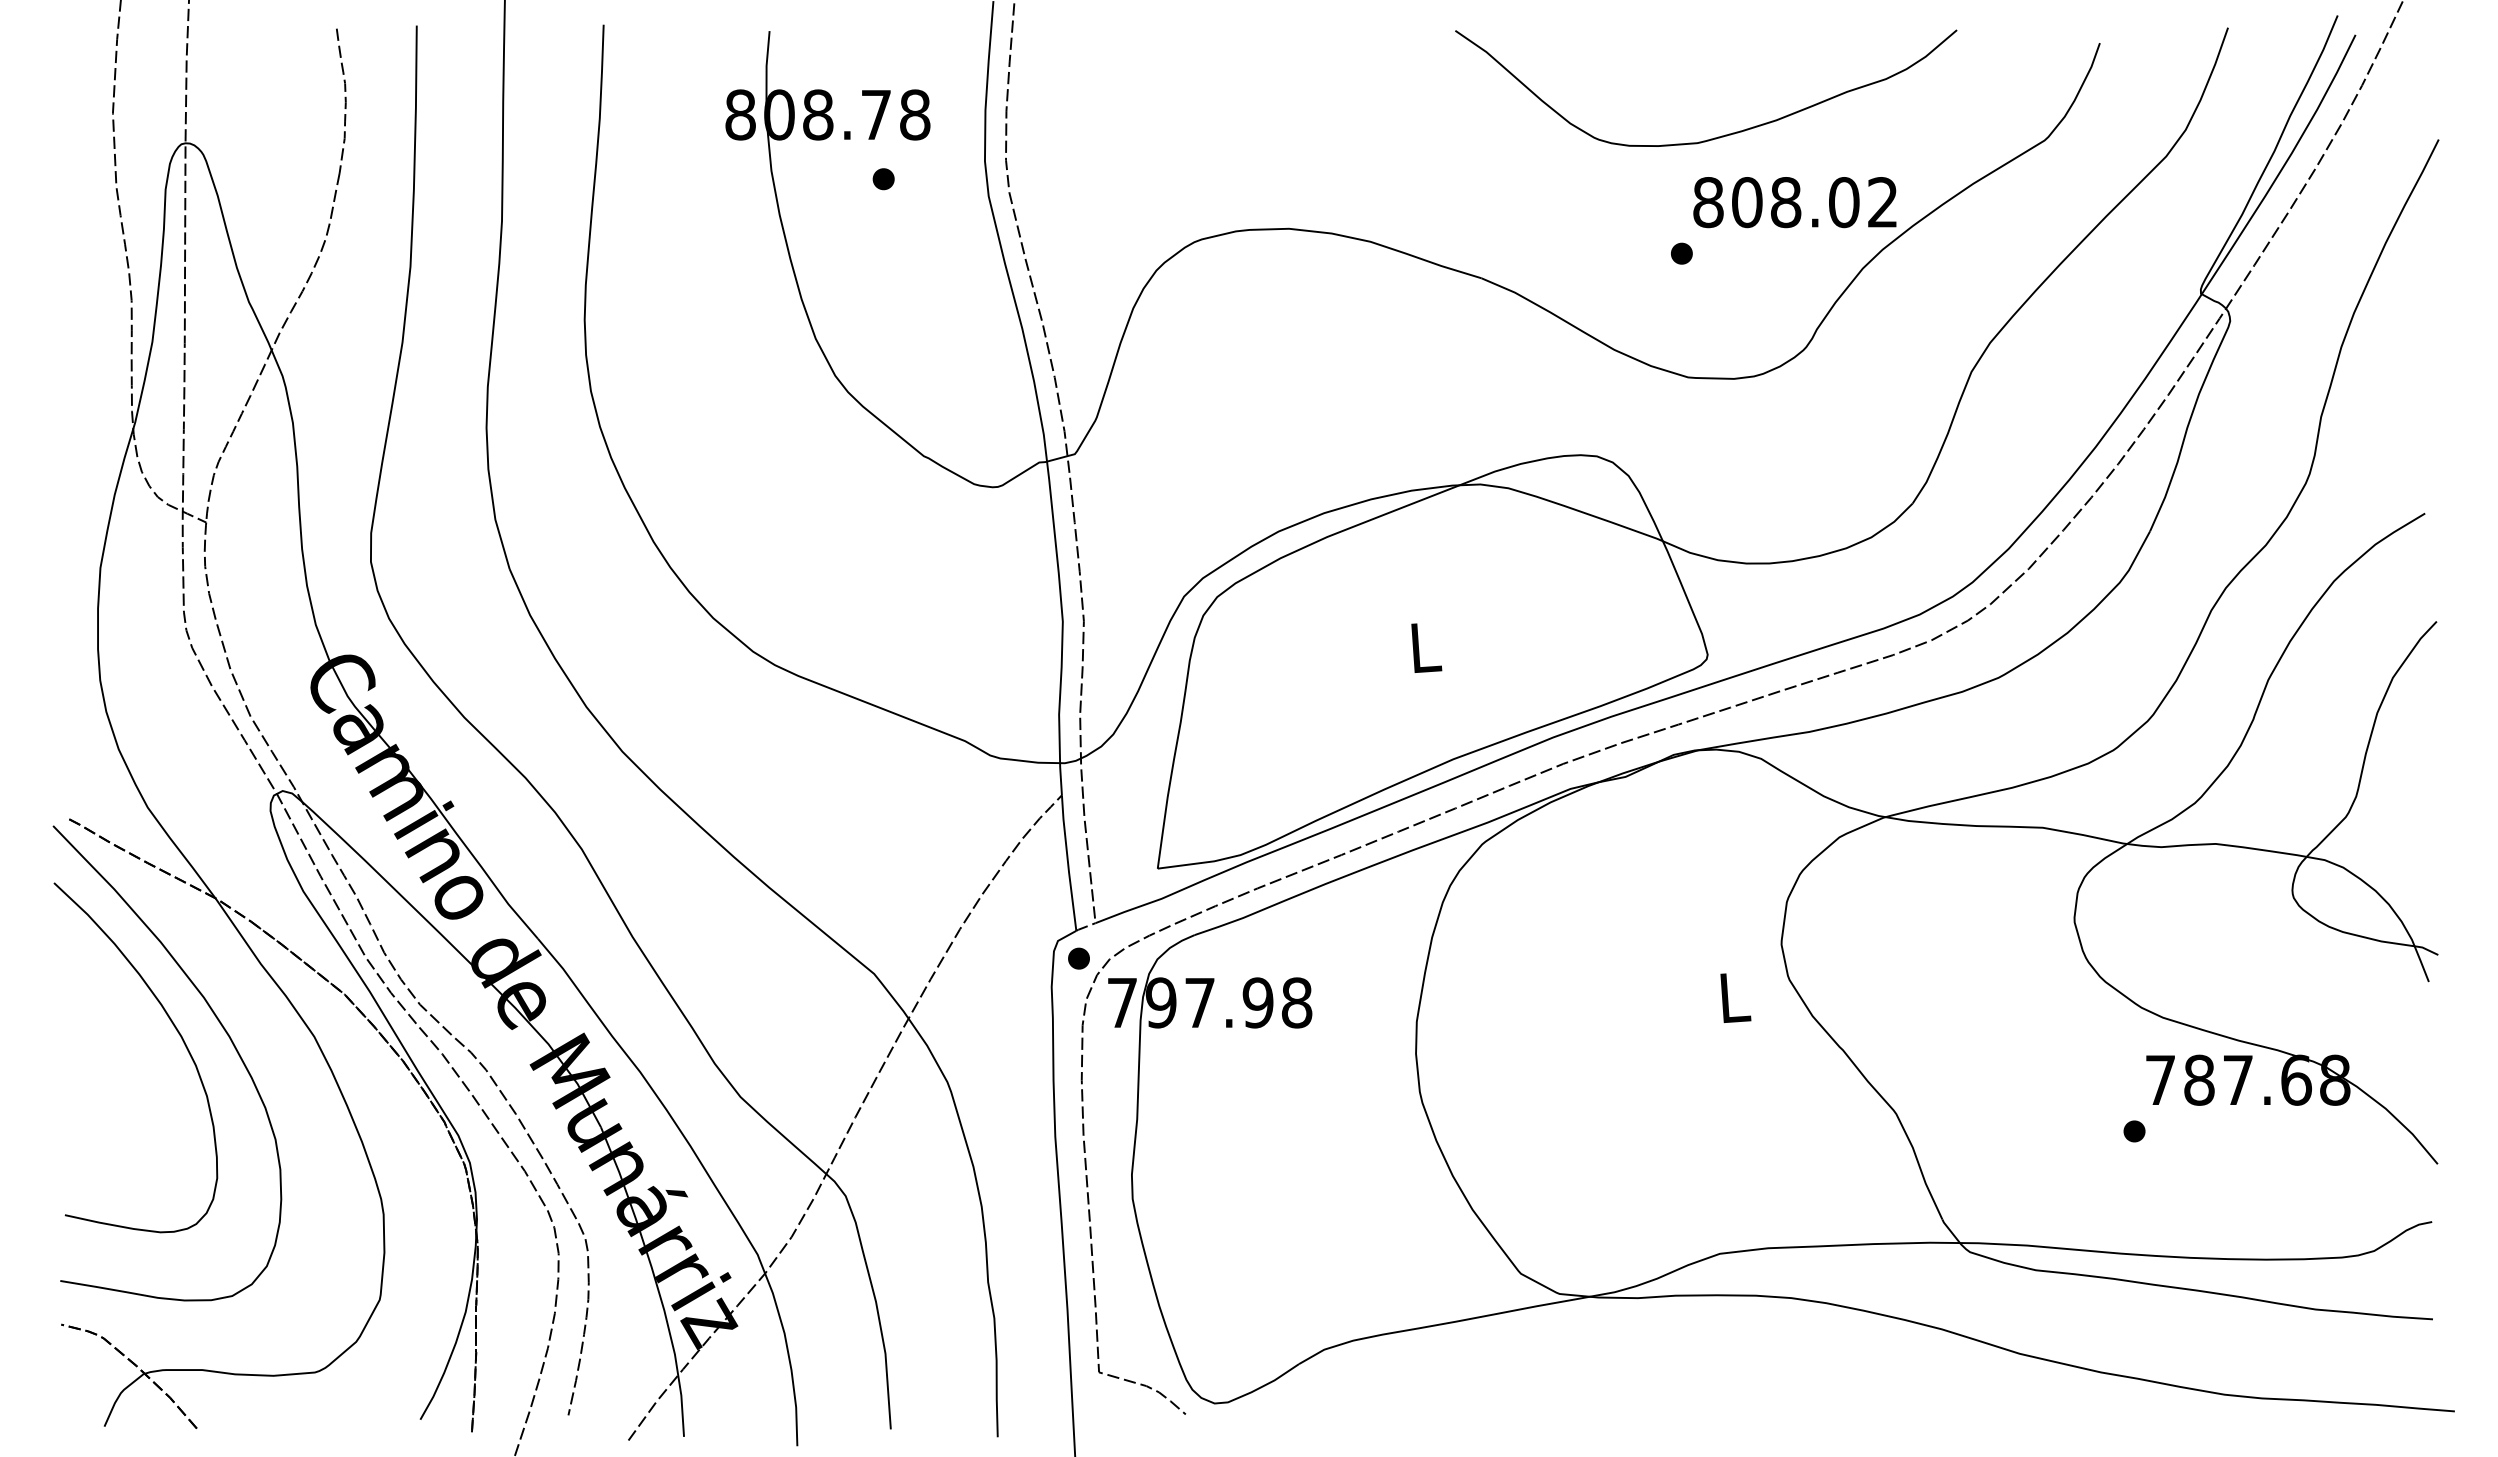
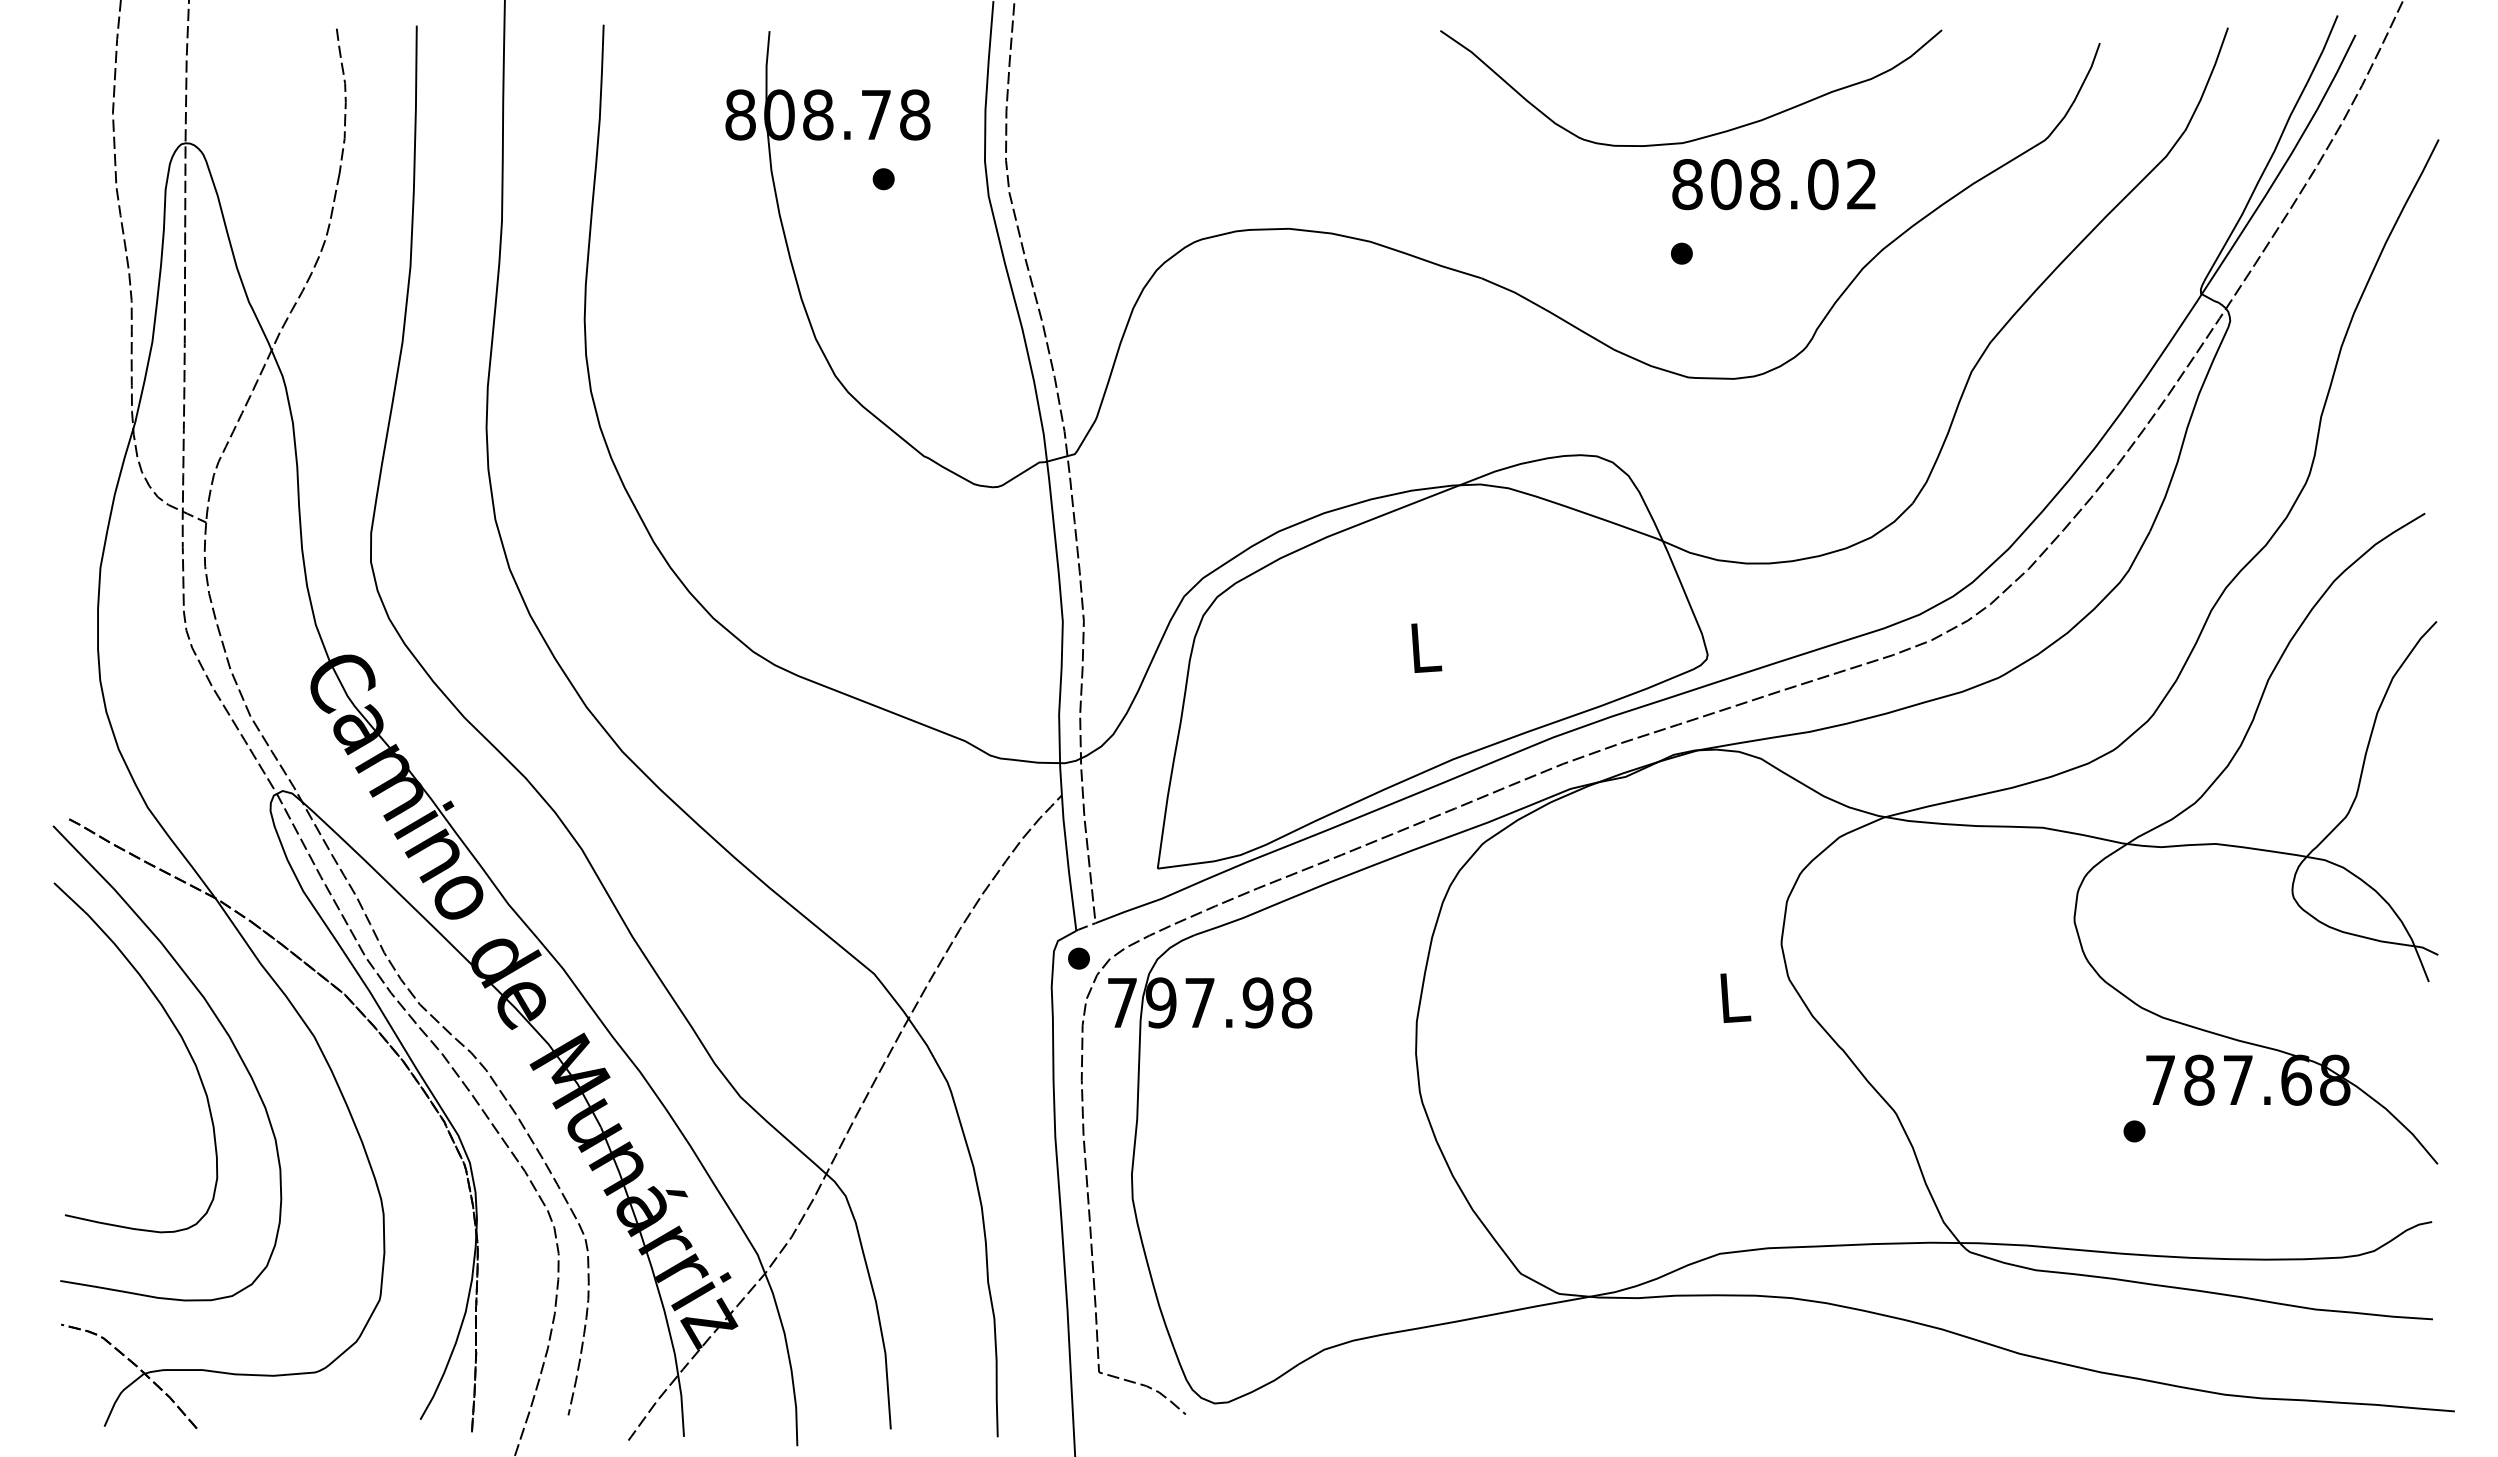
curve position: (1721, 135) -> (1706, 135) (1706, 135)
text position: (1794, 202) -> (1773, 184) (1773, 184)
